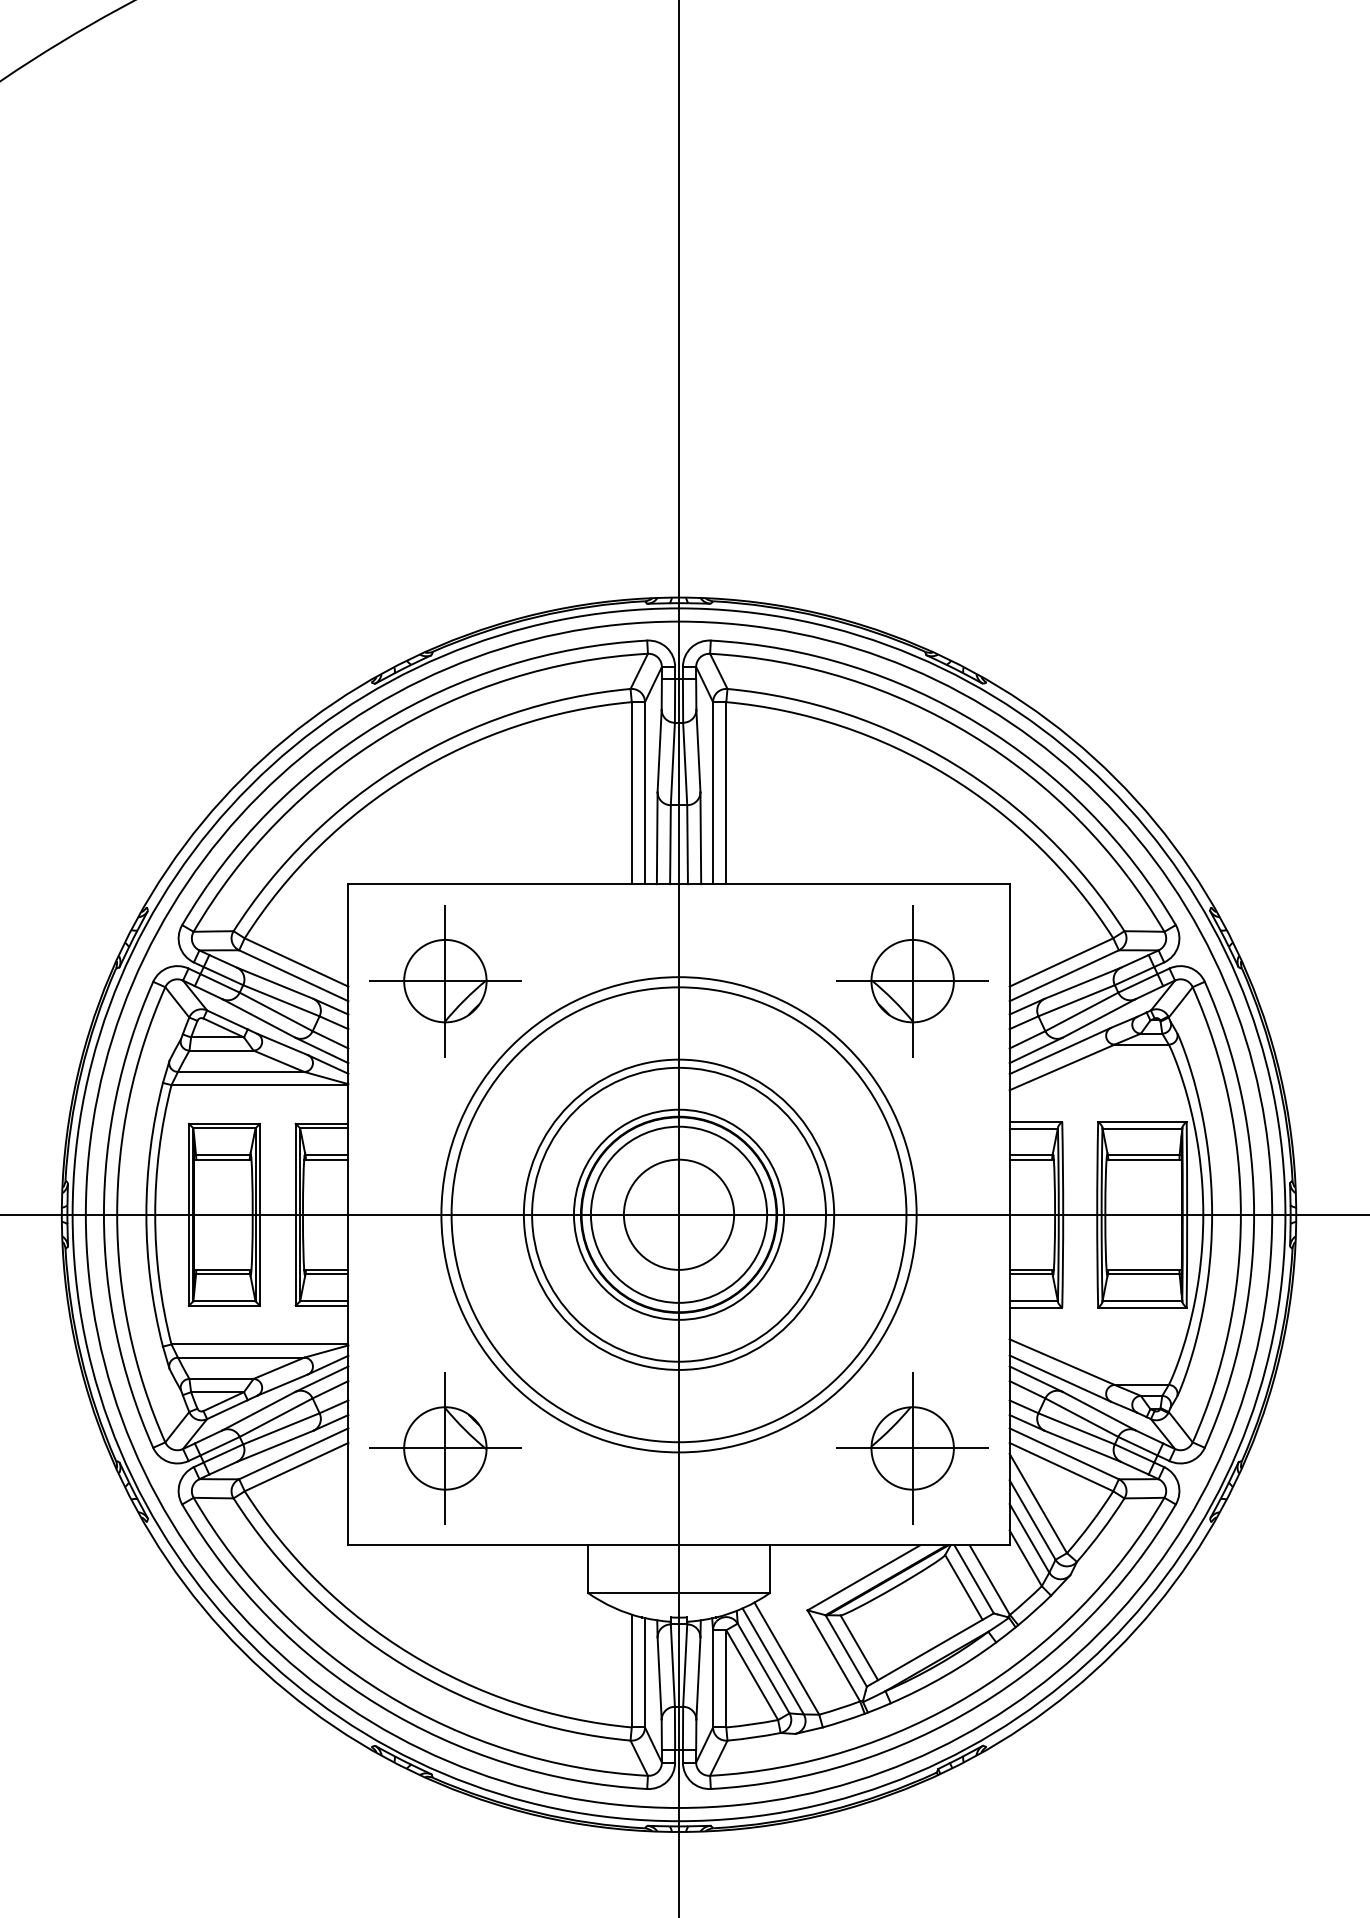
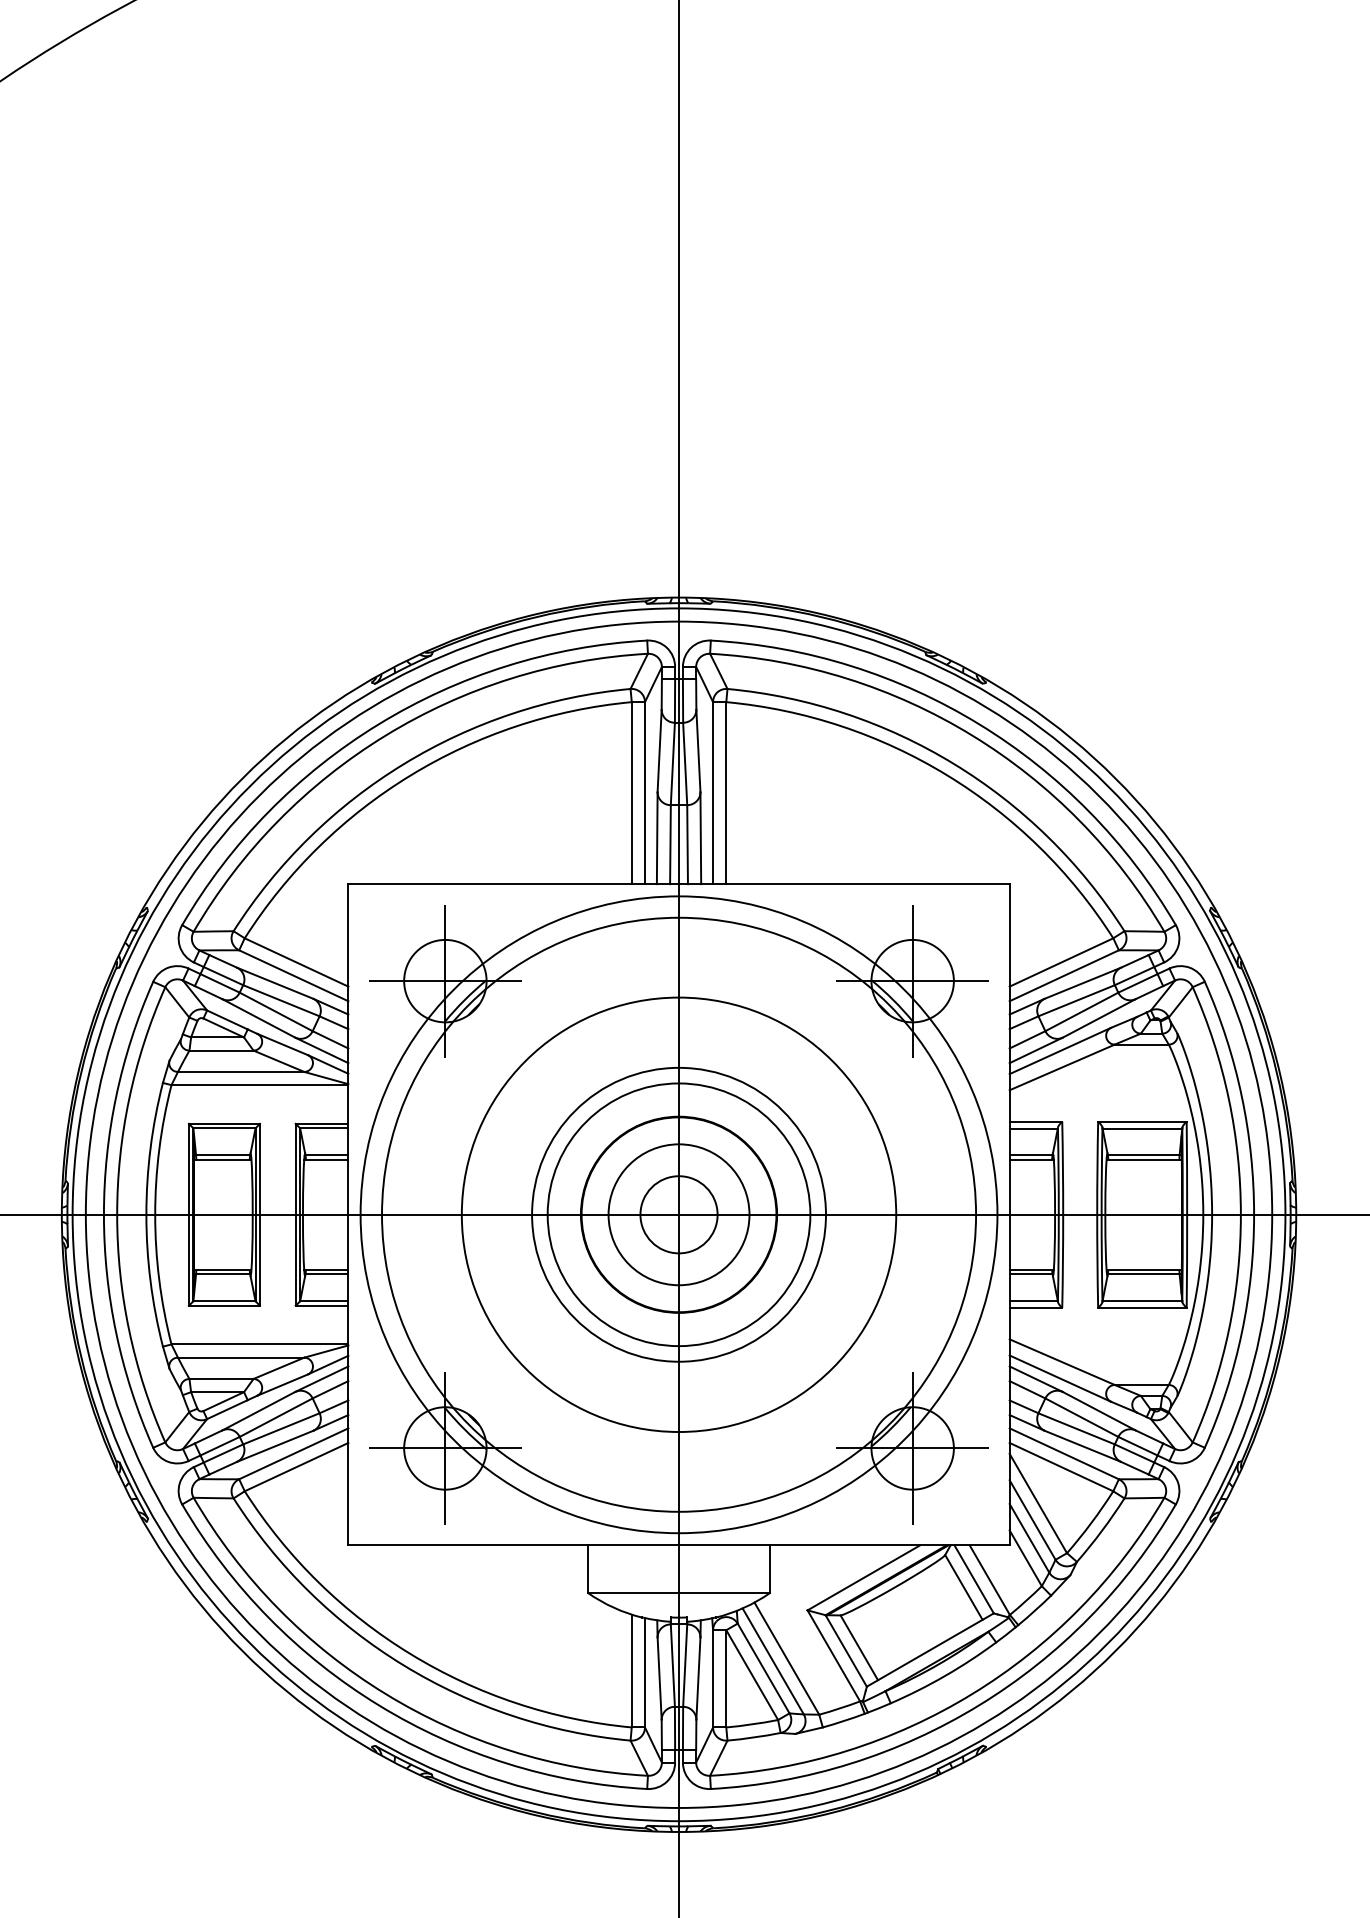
circle diameter: 110 px -> 77 px (678, 1214)
circle diameter: 176 px -> 141 px (678, 1214)
circle diameter: 210 px -> 263 px (678, 1214)
circle diameter: 310 px -> 434 px (678, 1214)
circle diameter: 455 px -> 637 px (678, 1214)
circle diameter: 475 px -> 594 px (679, 1214)
